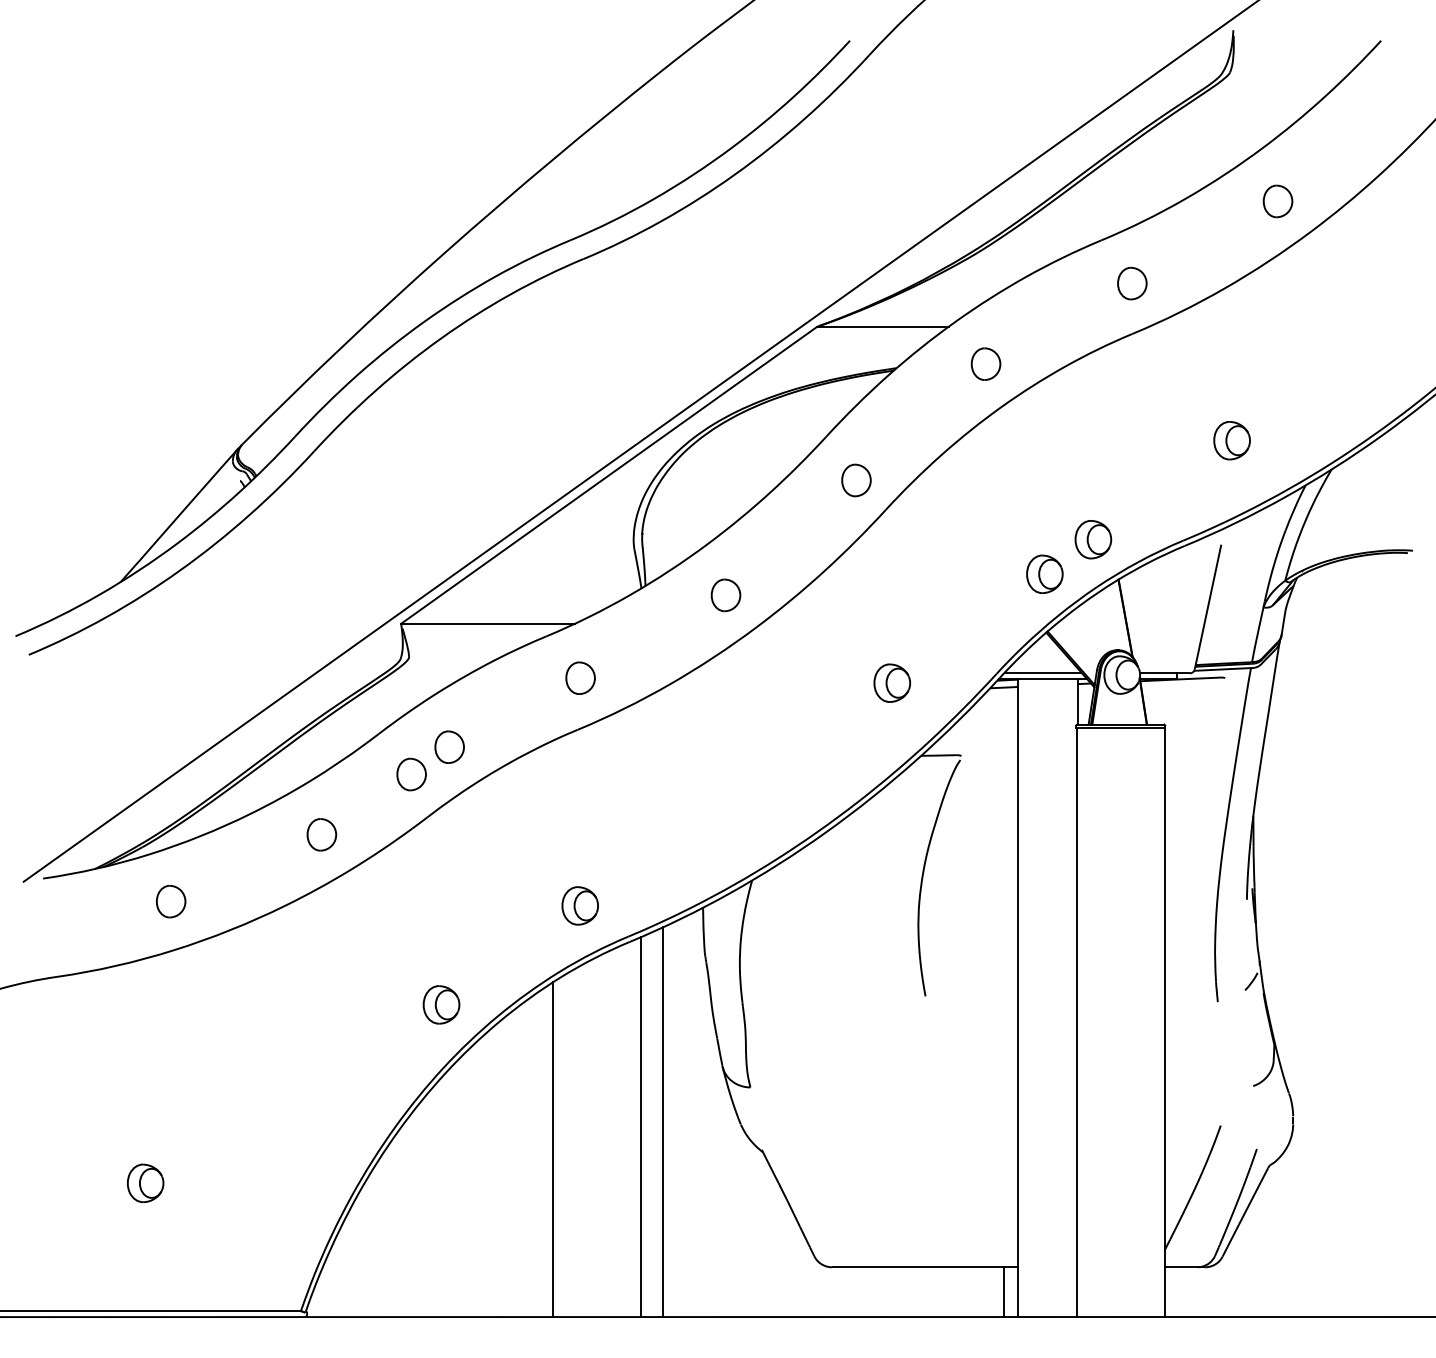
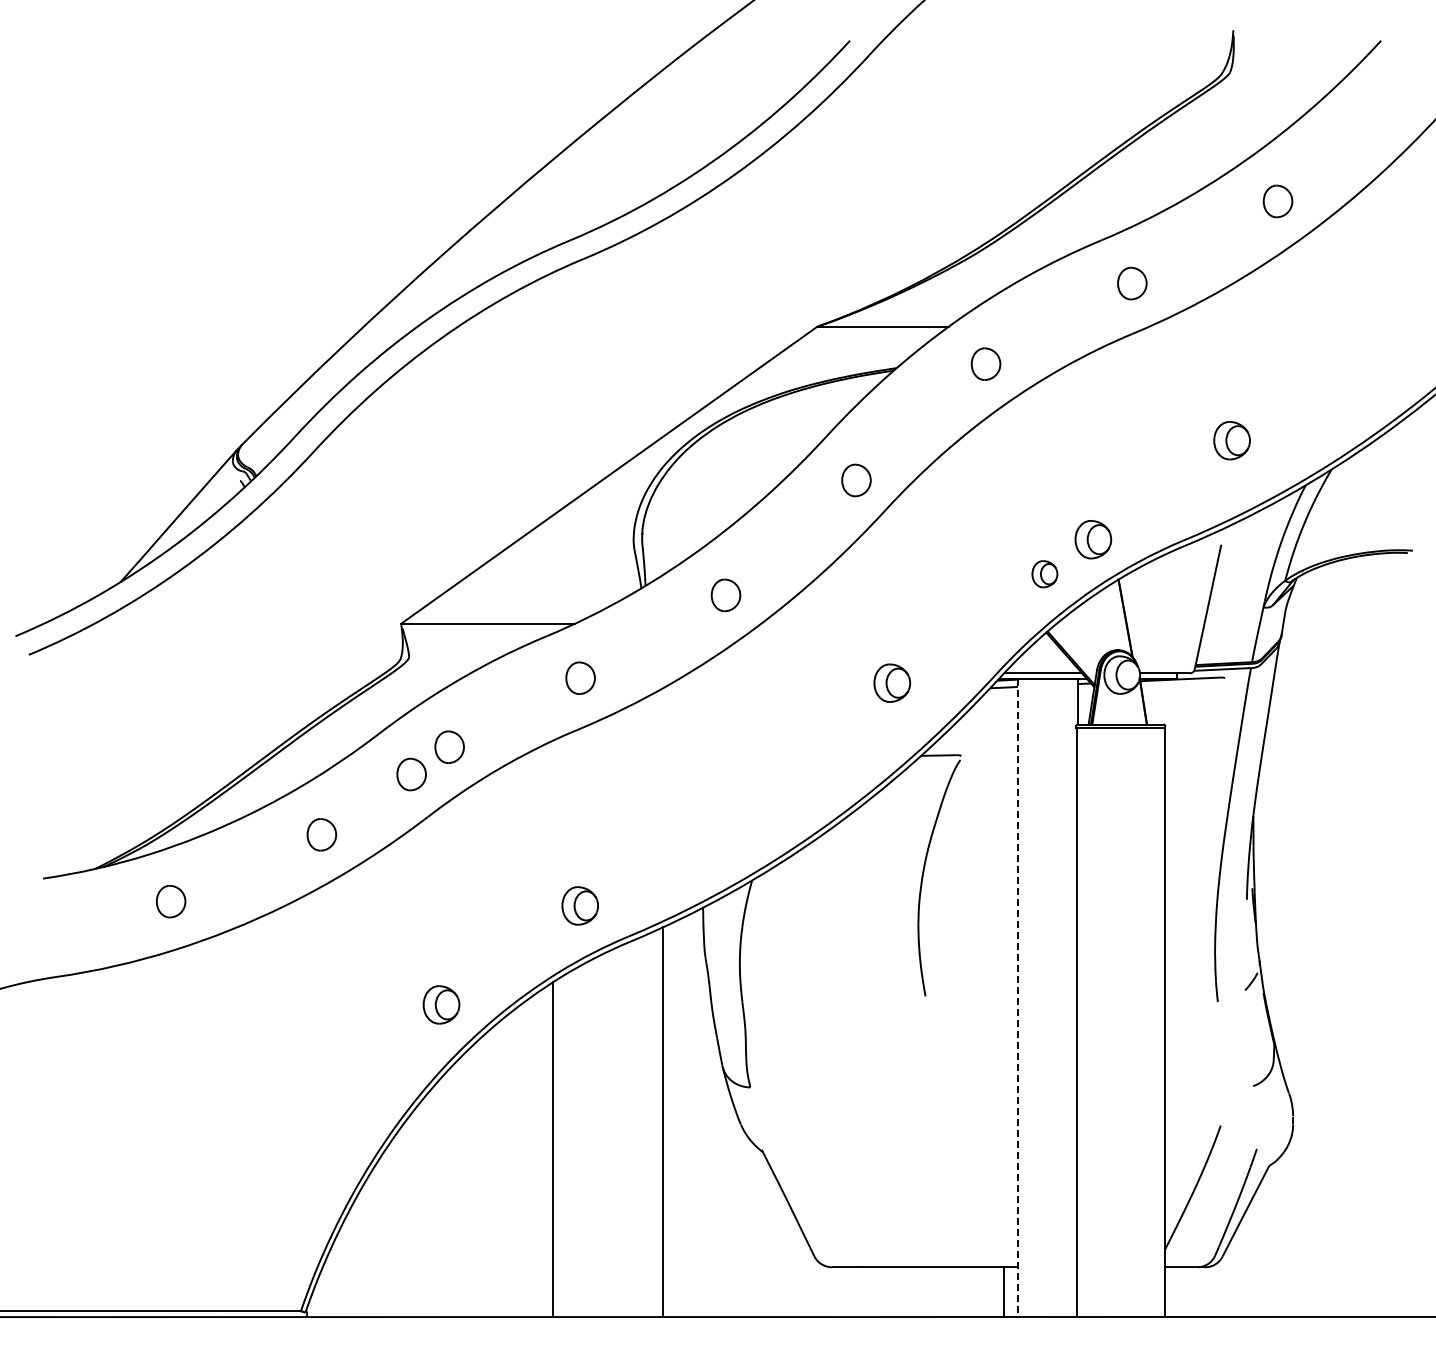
line: present -> none (639, 441)
part size: 38x40 px -> 28x29 px (1044, 574)
line: solid -> dashed (1017, 997)
line: present -> none (641, 1126)
part: present -> none (145, 1183)
